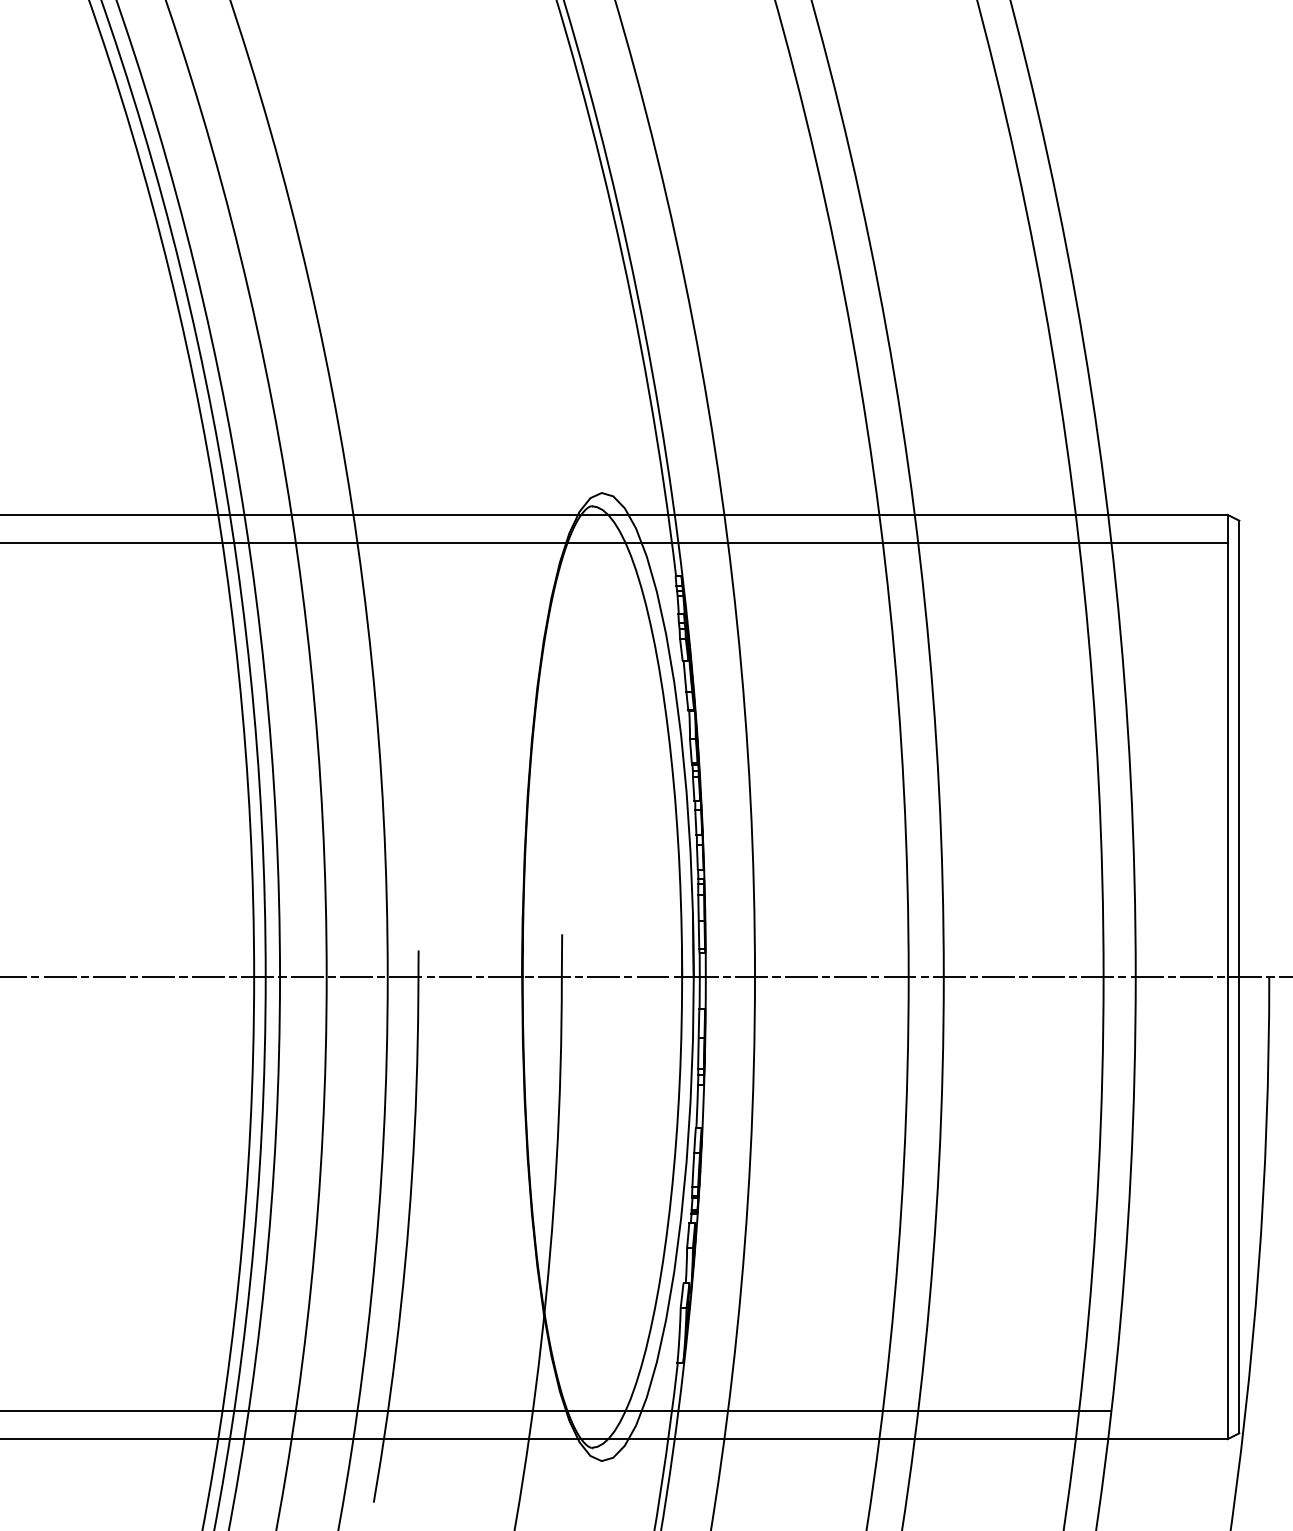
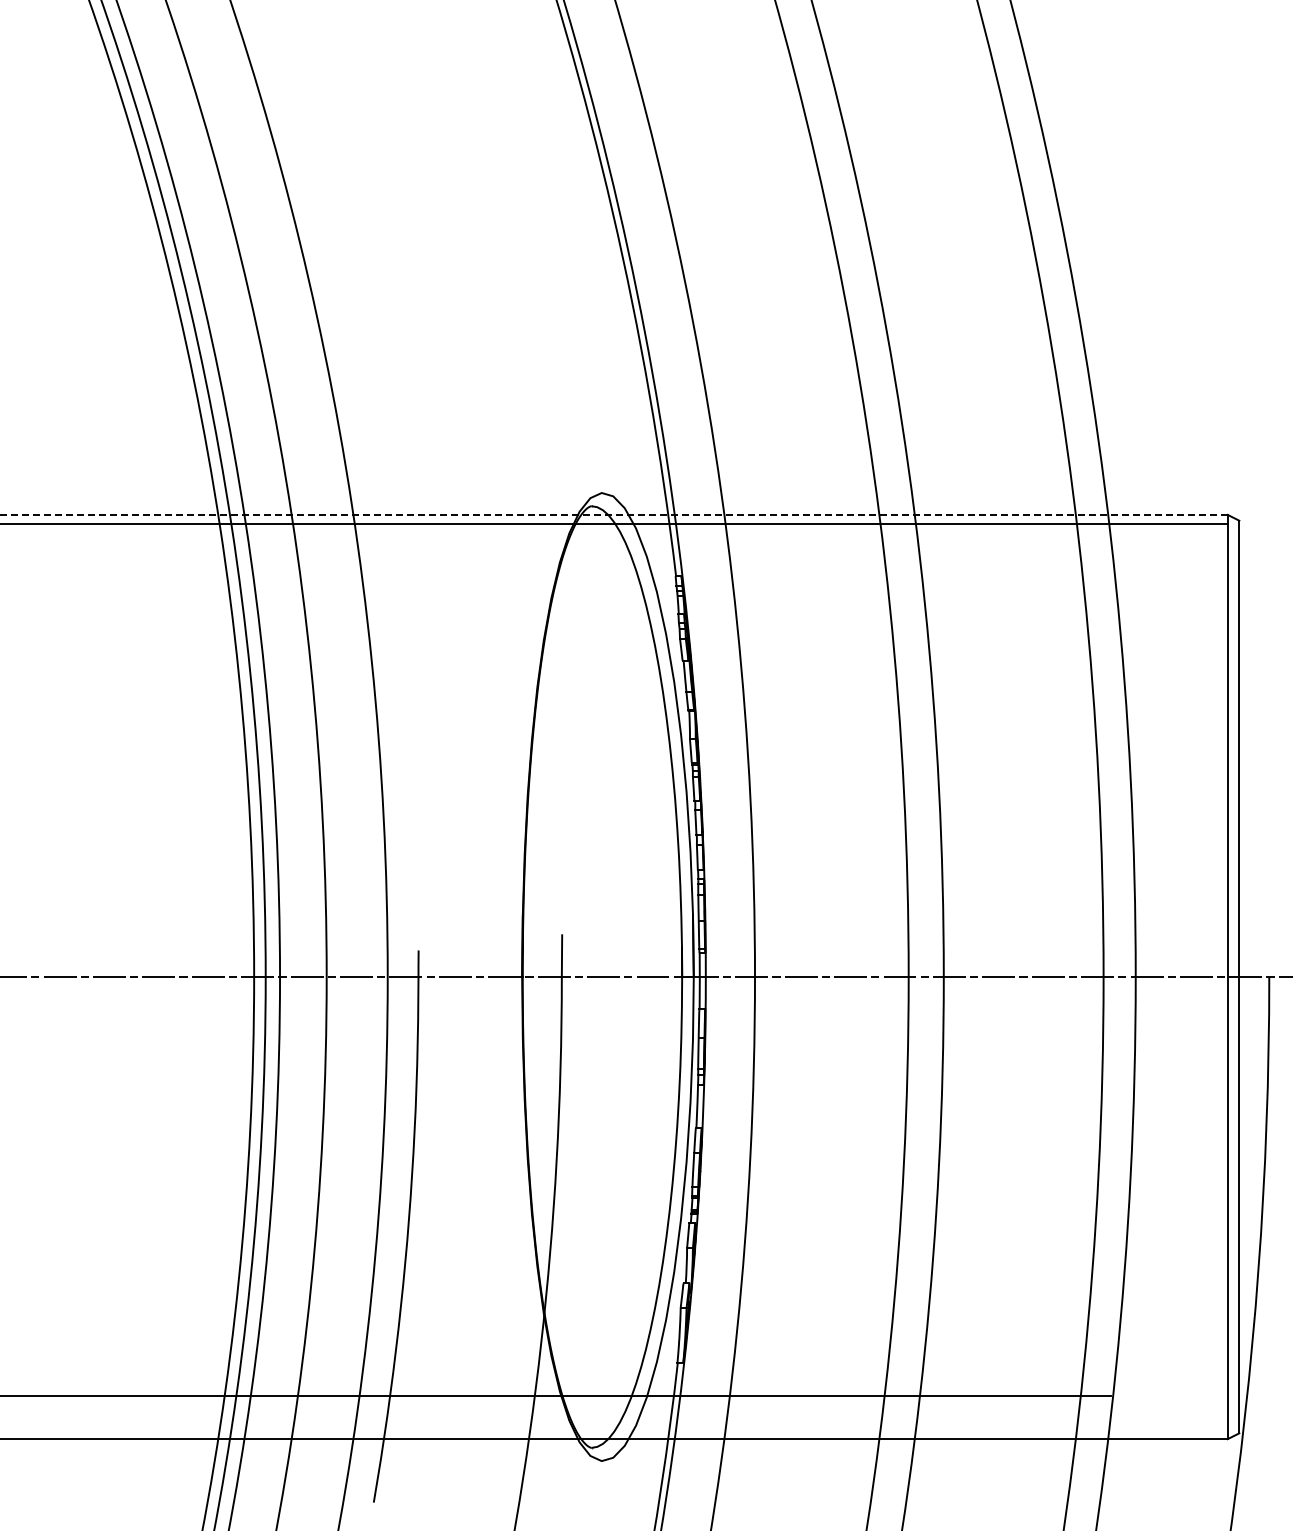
line: solid -> dashed (613, 514)
line position: (614, 543) -> (614, 524) (614, 524)
line position: (556, 1410) -> (556, 1395) (556, 1395)
